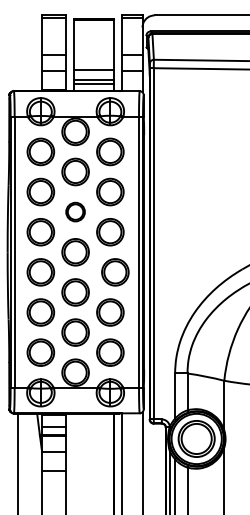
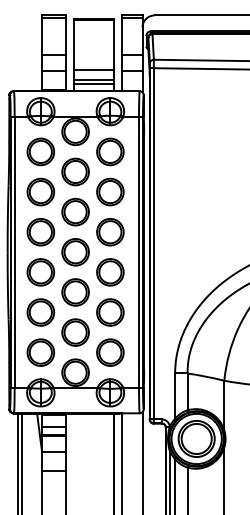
part size: 21x22 px -> 29x30 px (75, 211)
part position: (115, 272) -> (110, 272) (110, 272)
line: none -> present (21, 462)
